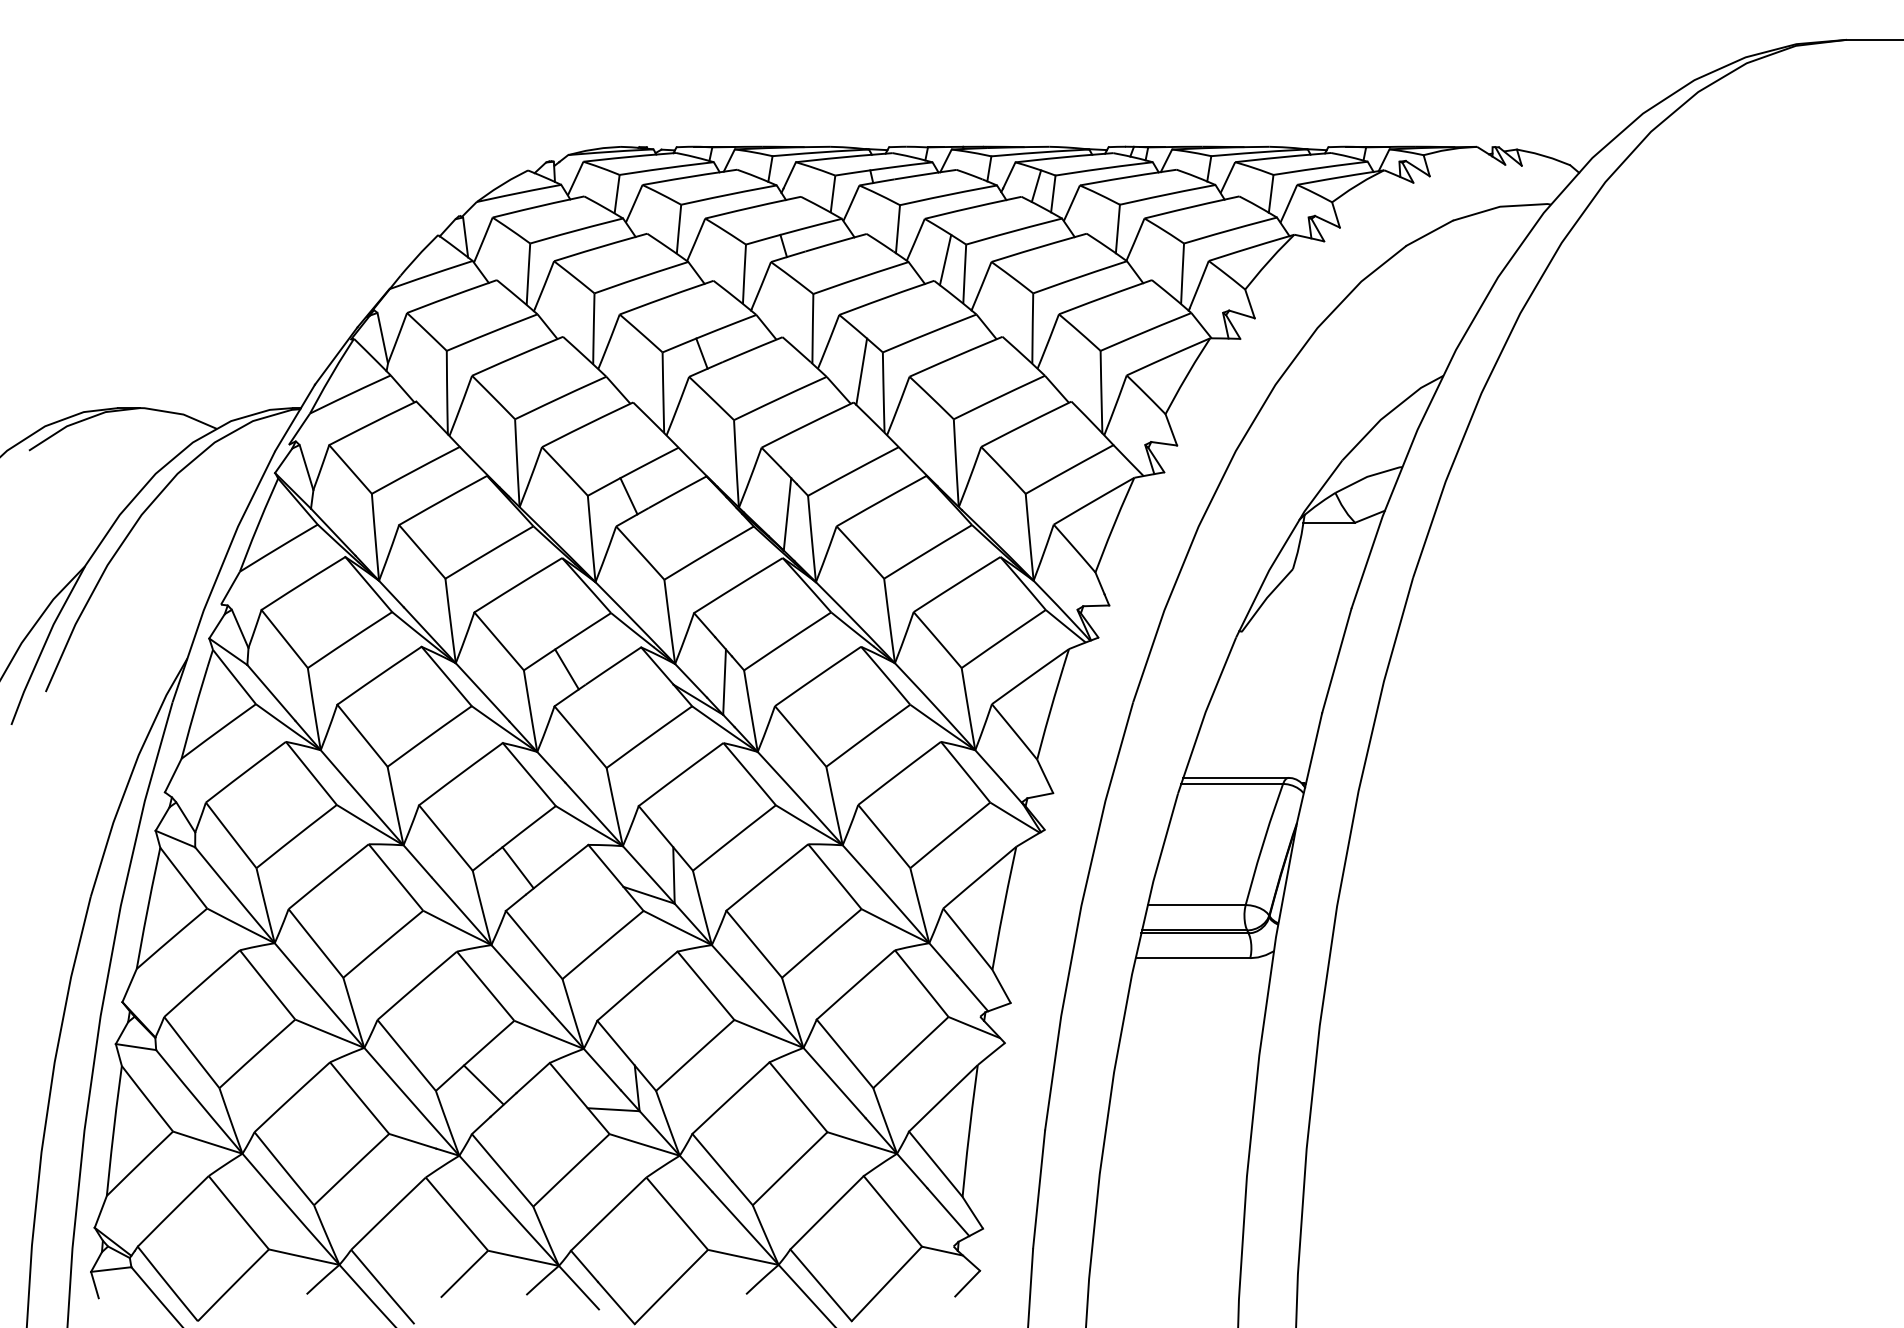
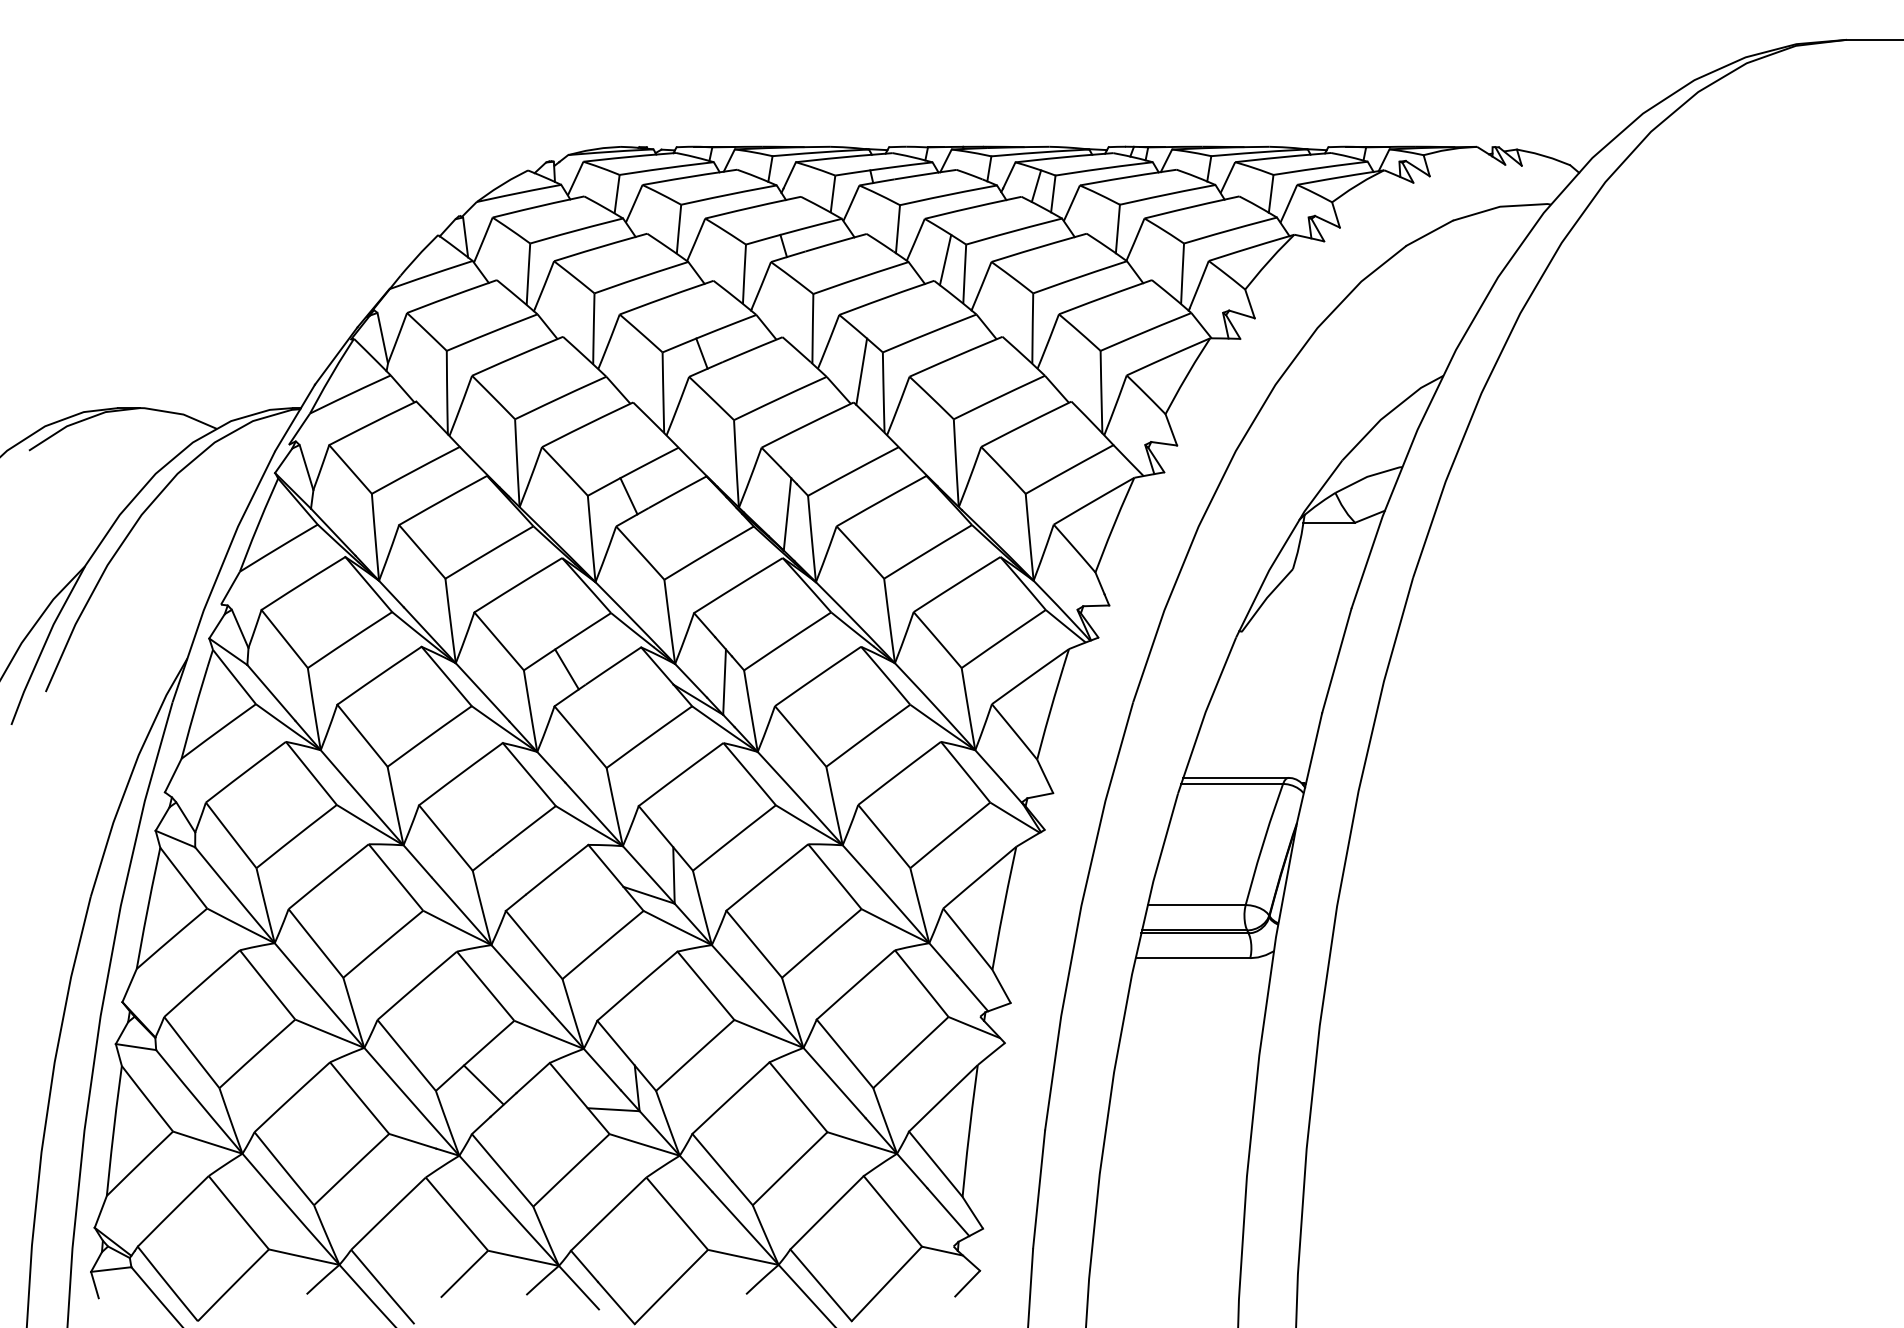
line: present -> none (517, 867)
